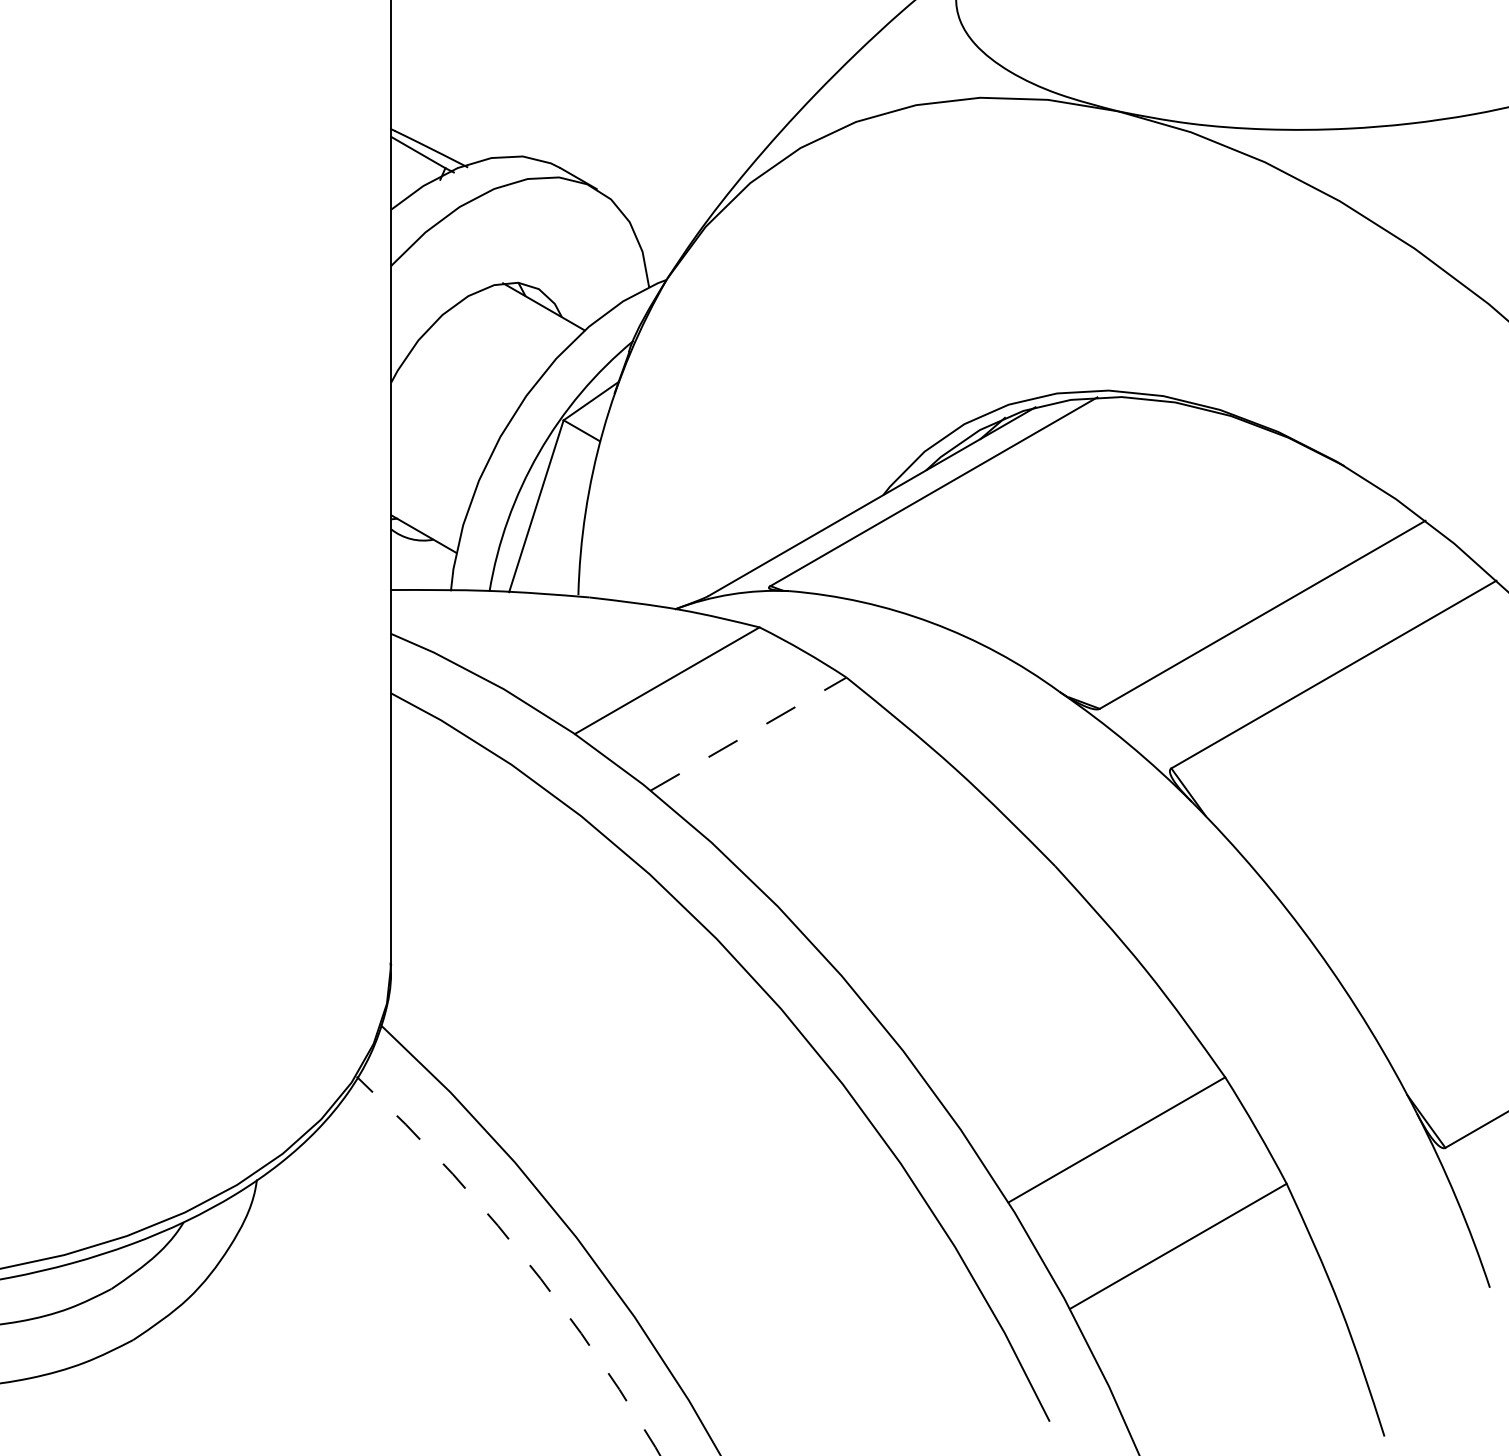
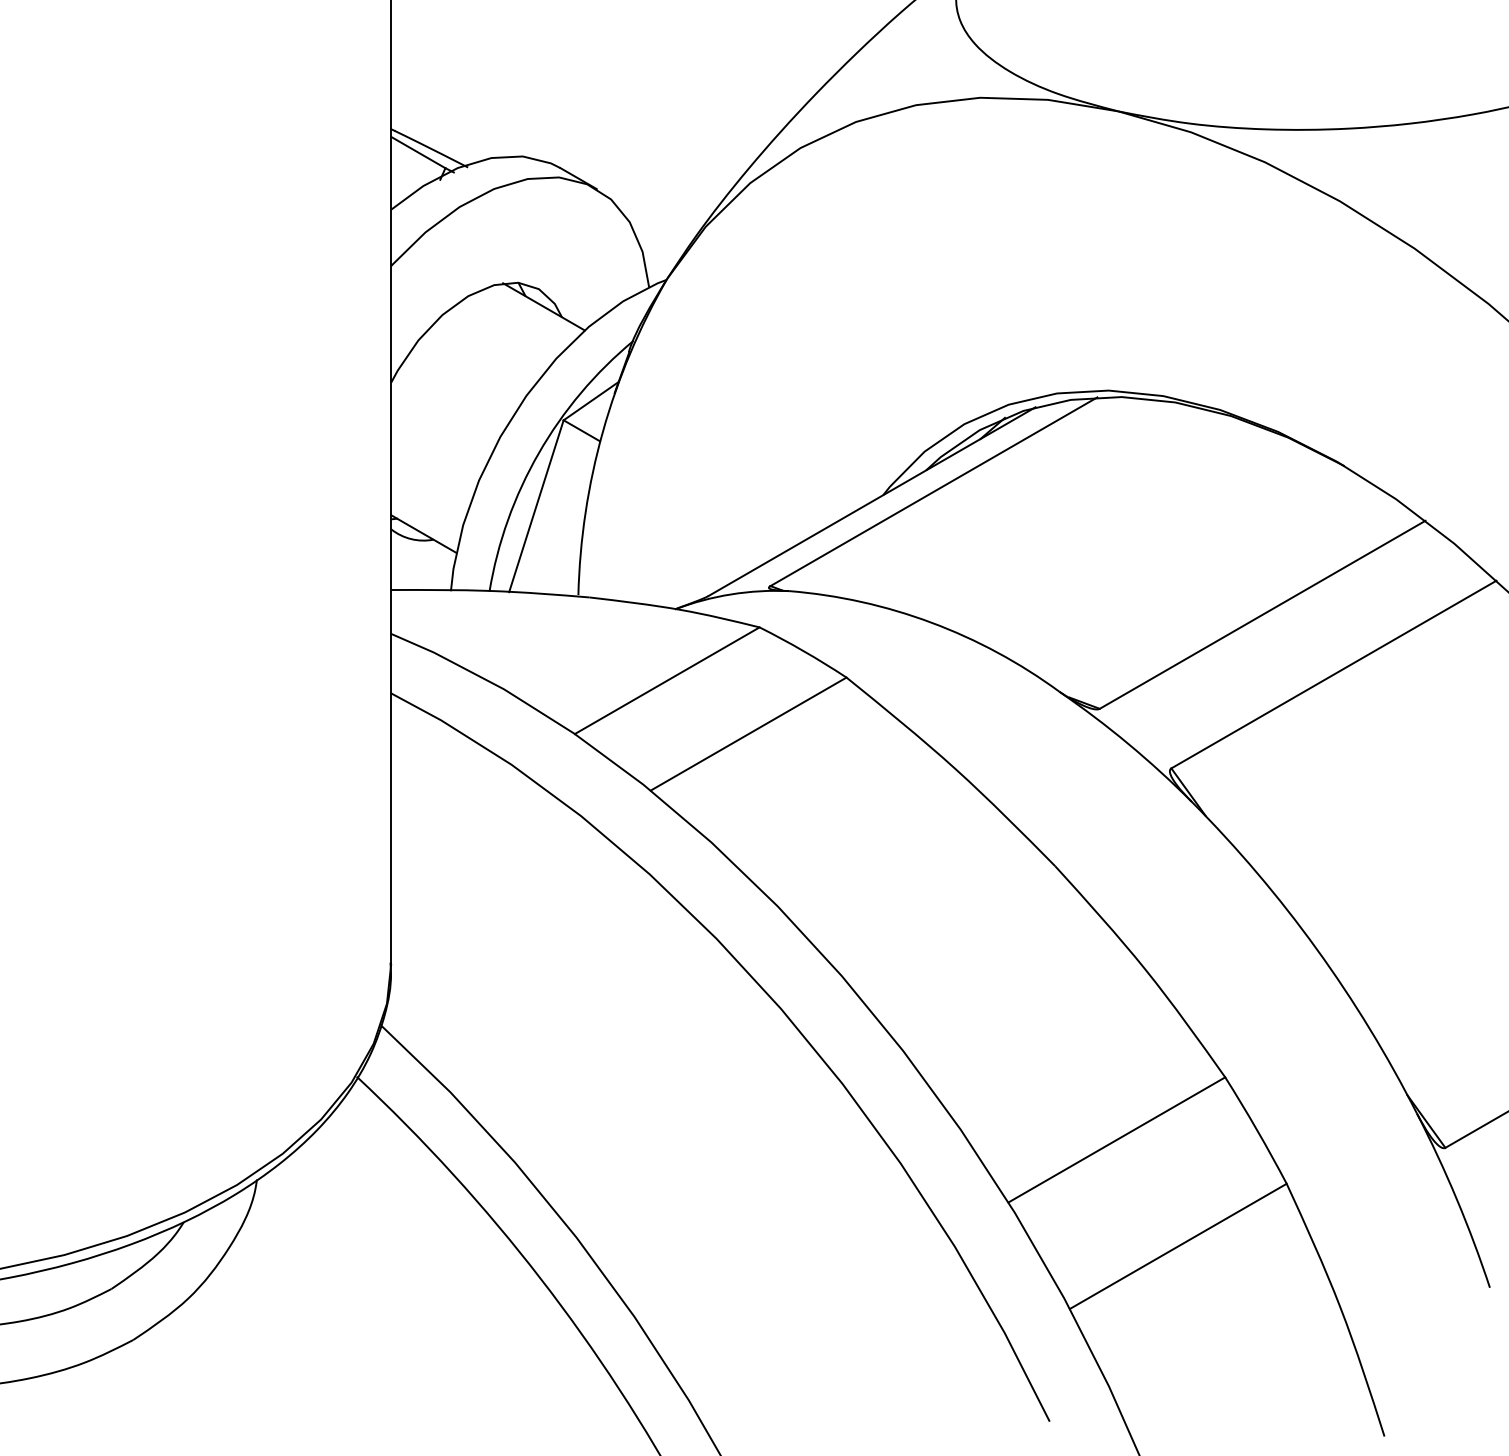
line: dashed -> solid (749, 733)
arc: dashed -> solid (521, 1254)
